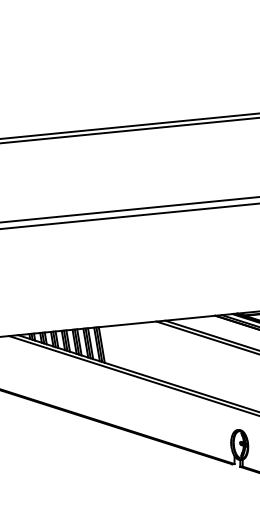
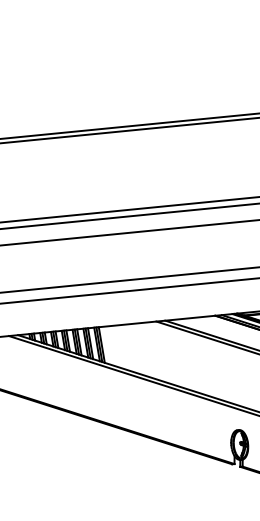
line: none -> present (129, 232)
line: none -> present (129, 279)
line: none -> present (129, 290)
